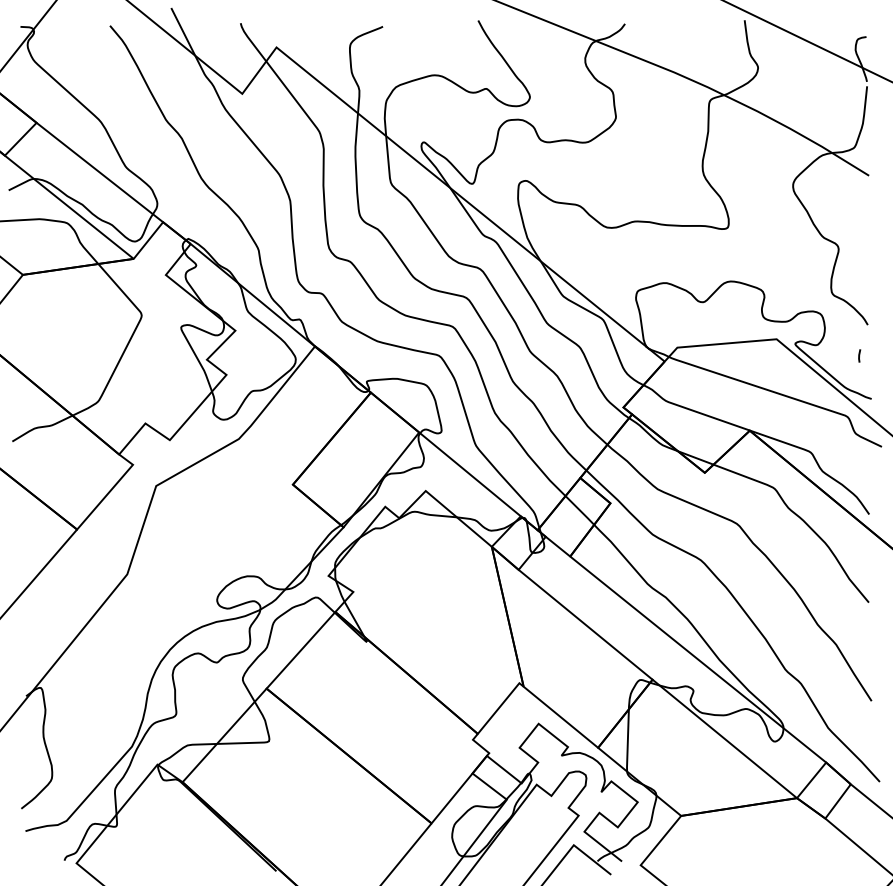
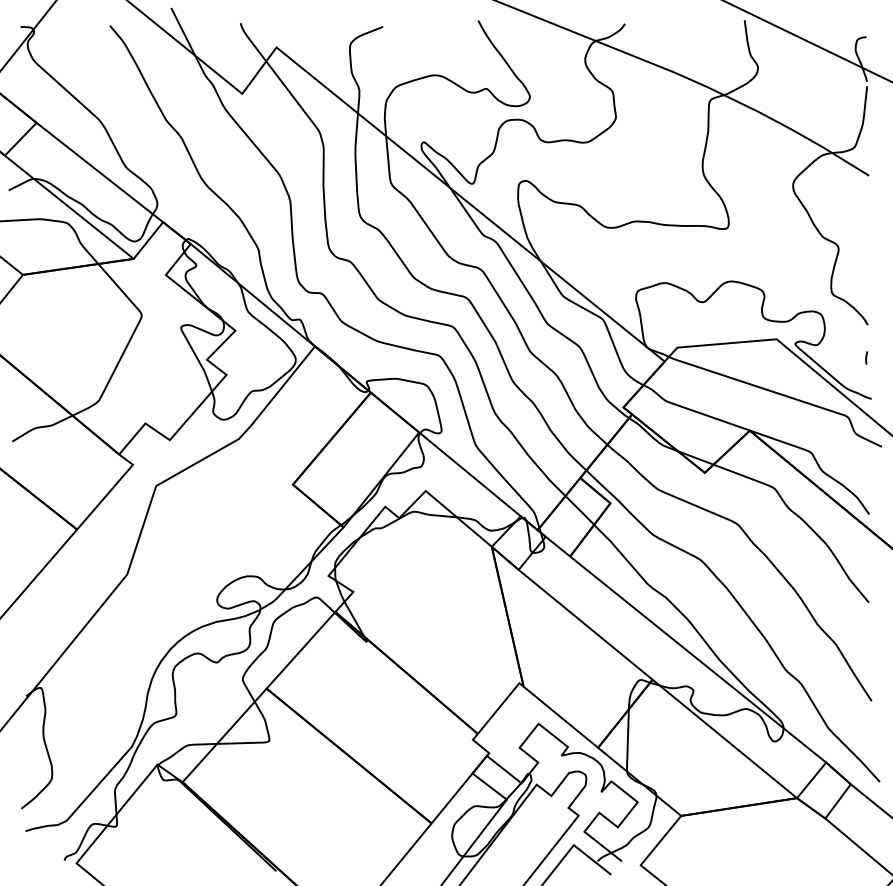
line position: (859, 355) -> (866, 357) (866, 357)
